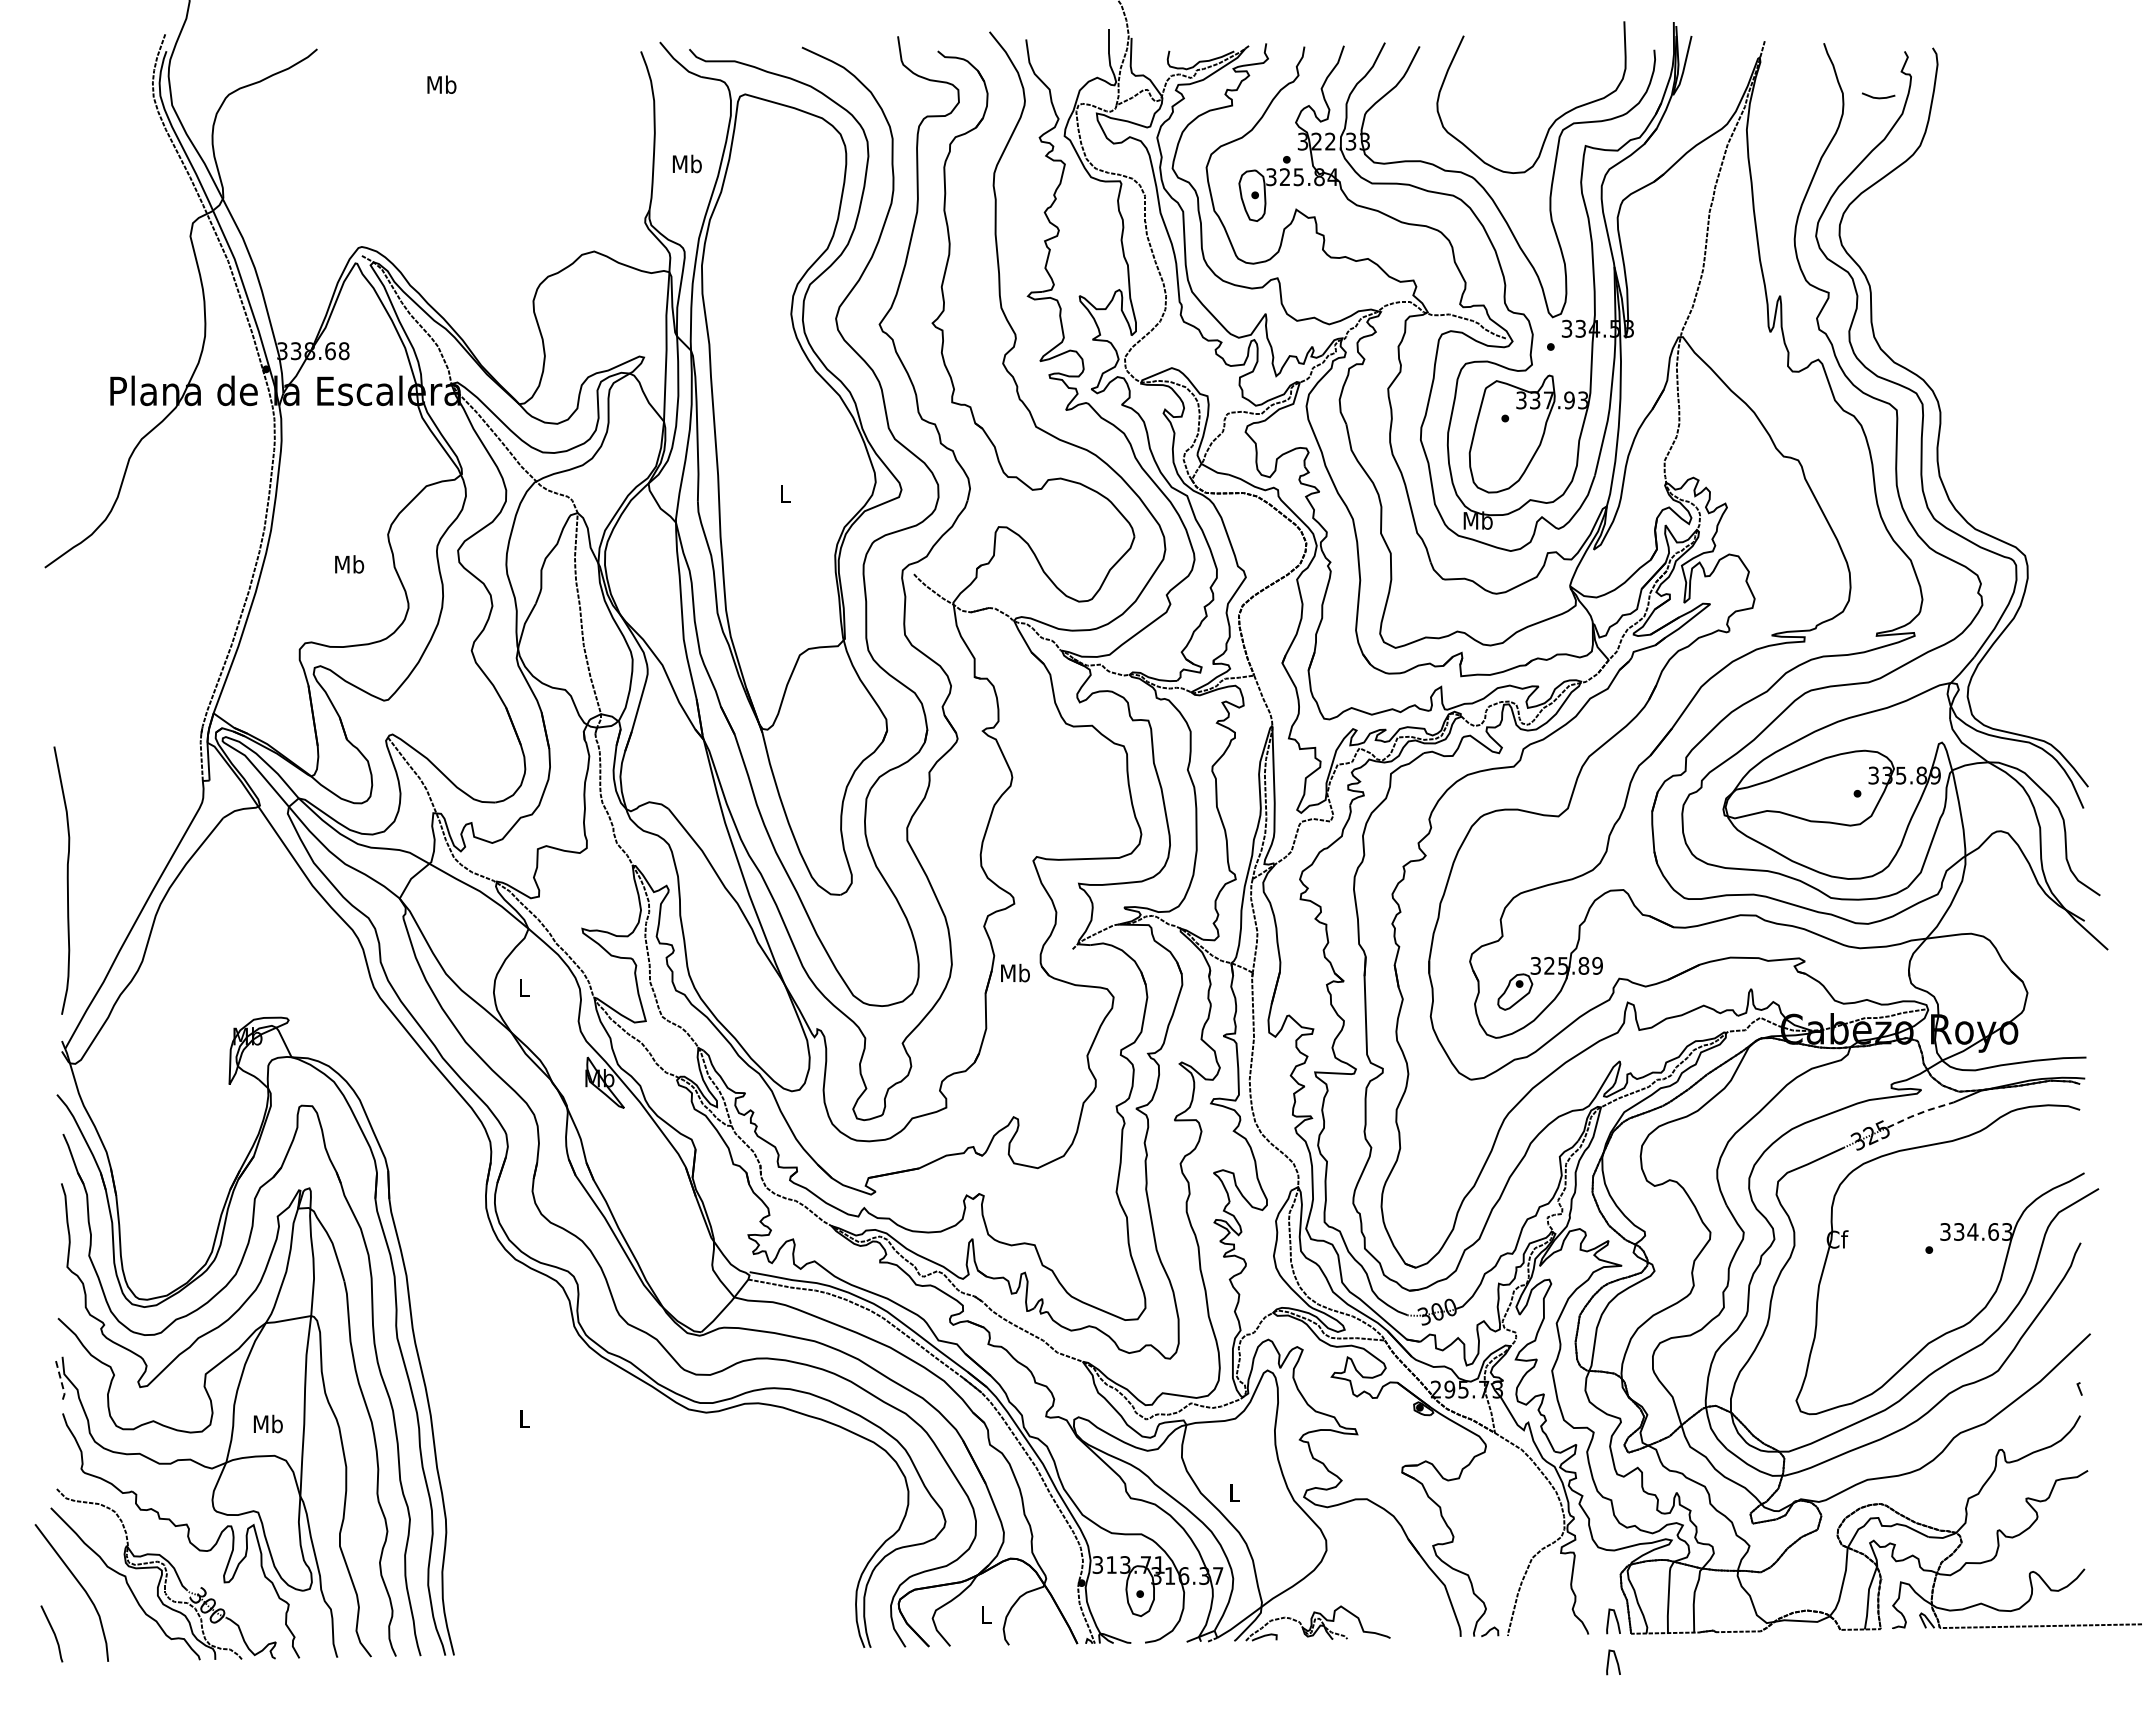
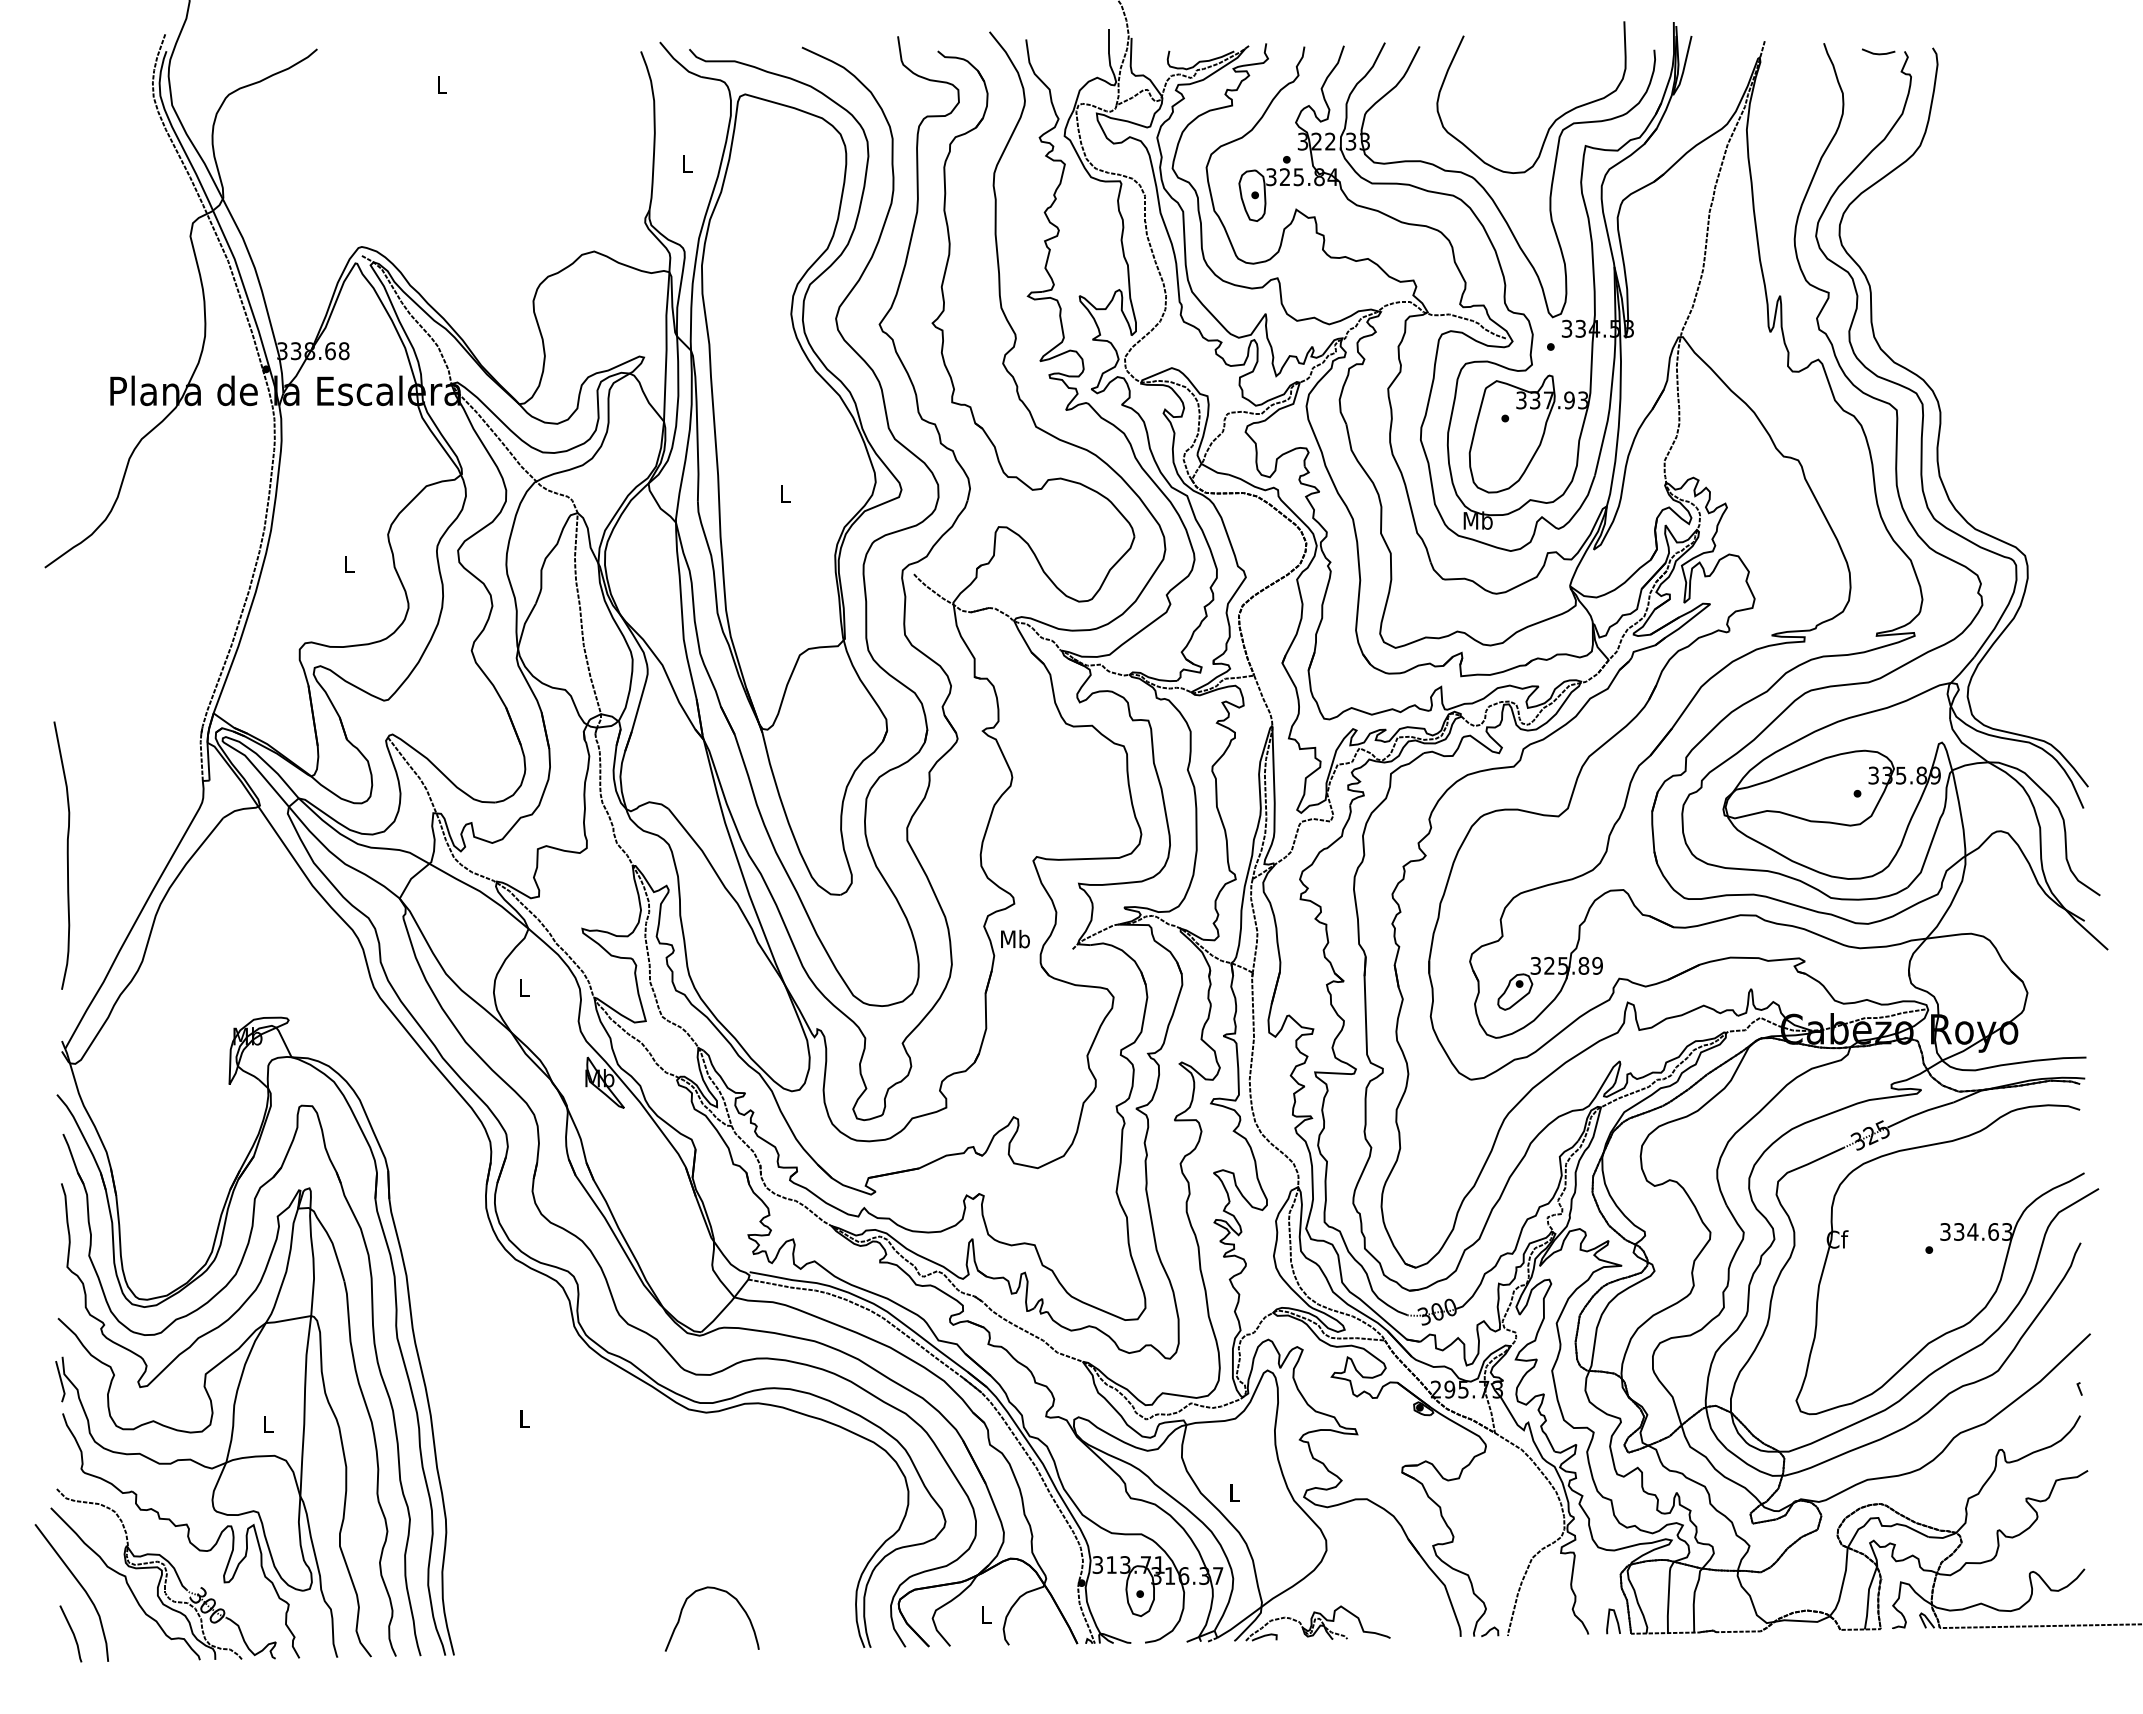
text: Mb -> L (441, 84)
line position: (1878, 97) -> (1878, 53) (1878, 53)
text: Mb -> L (686, 163)
text: Mb -> L (349, 564)
curve position: (66, 880) -> (66, 855) (66, 855)
text position: (1015, 972) -> (1015, 938) (1015, 938)
line: dashed -> solid (1920, 1113)
line: dashed -> solid (61, 1382)
text: Mb -> L (267, 1423)
curve: none -> present (721, 1591)
line position: (53, 1633) -> (72, 1633) (72, 1633)
curve: present -> none (1615, 1660)
